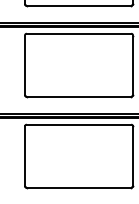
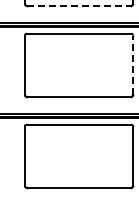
line: solid -> dashed (79, 5)
line: solid -> dashed (133, 65)
